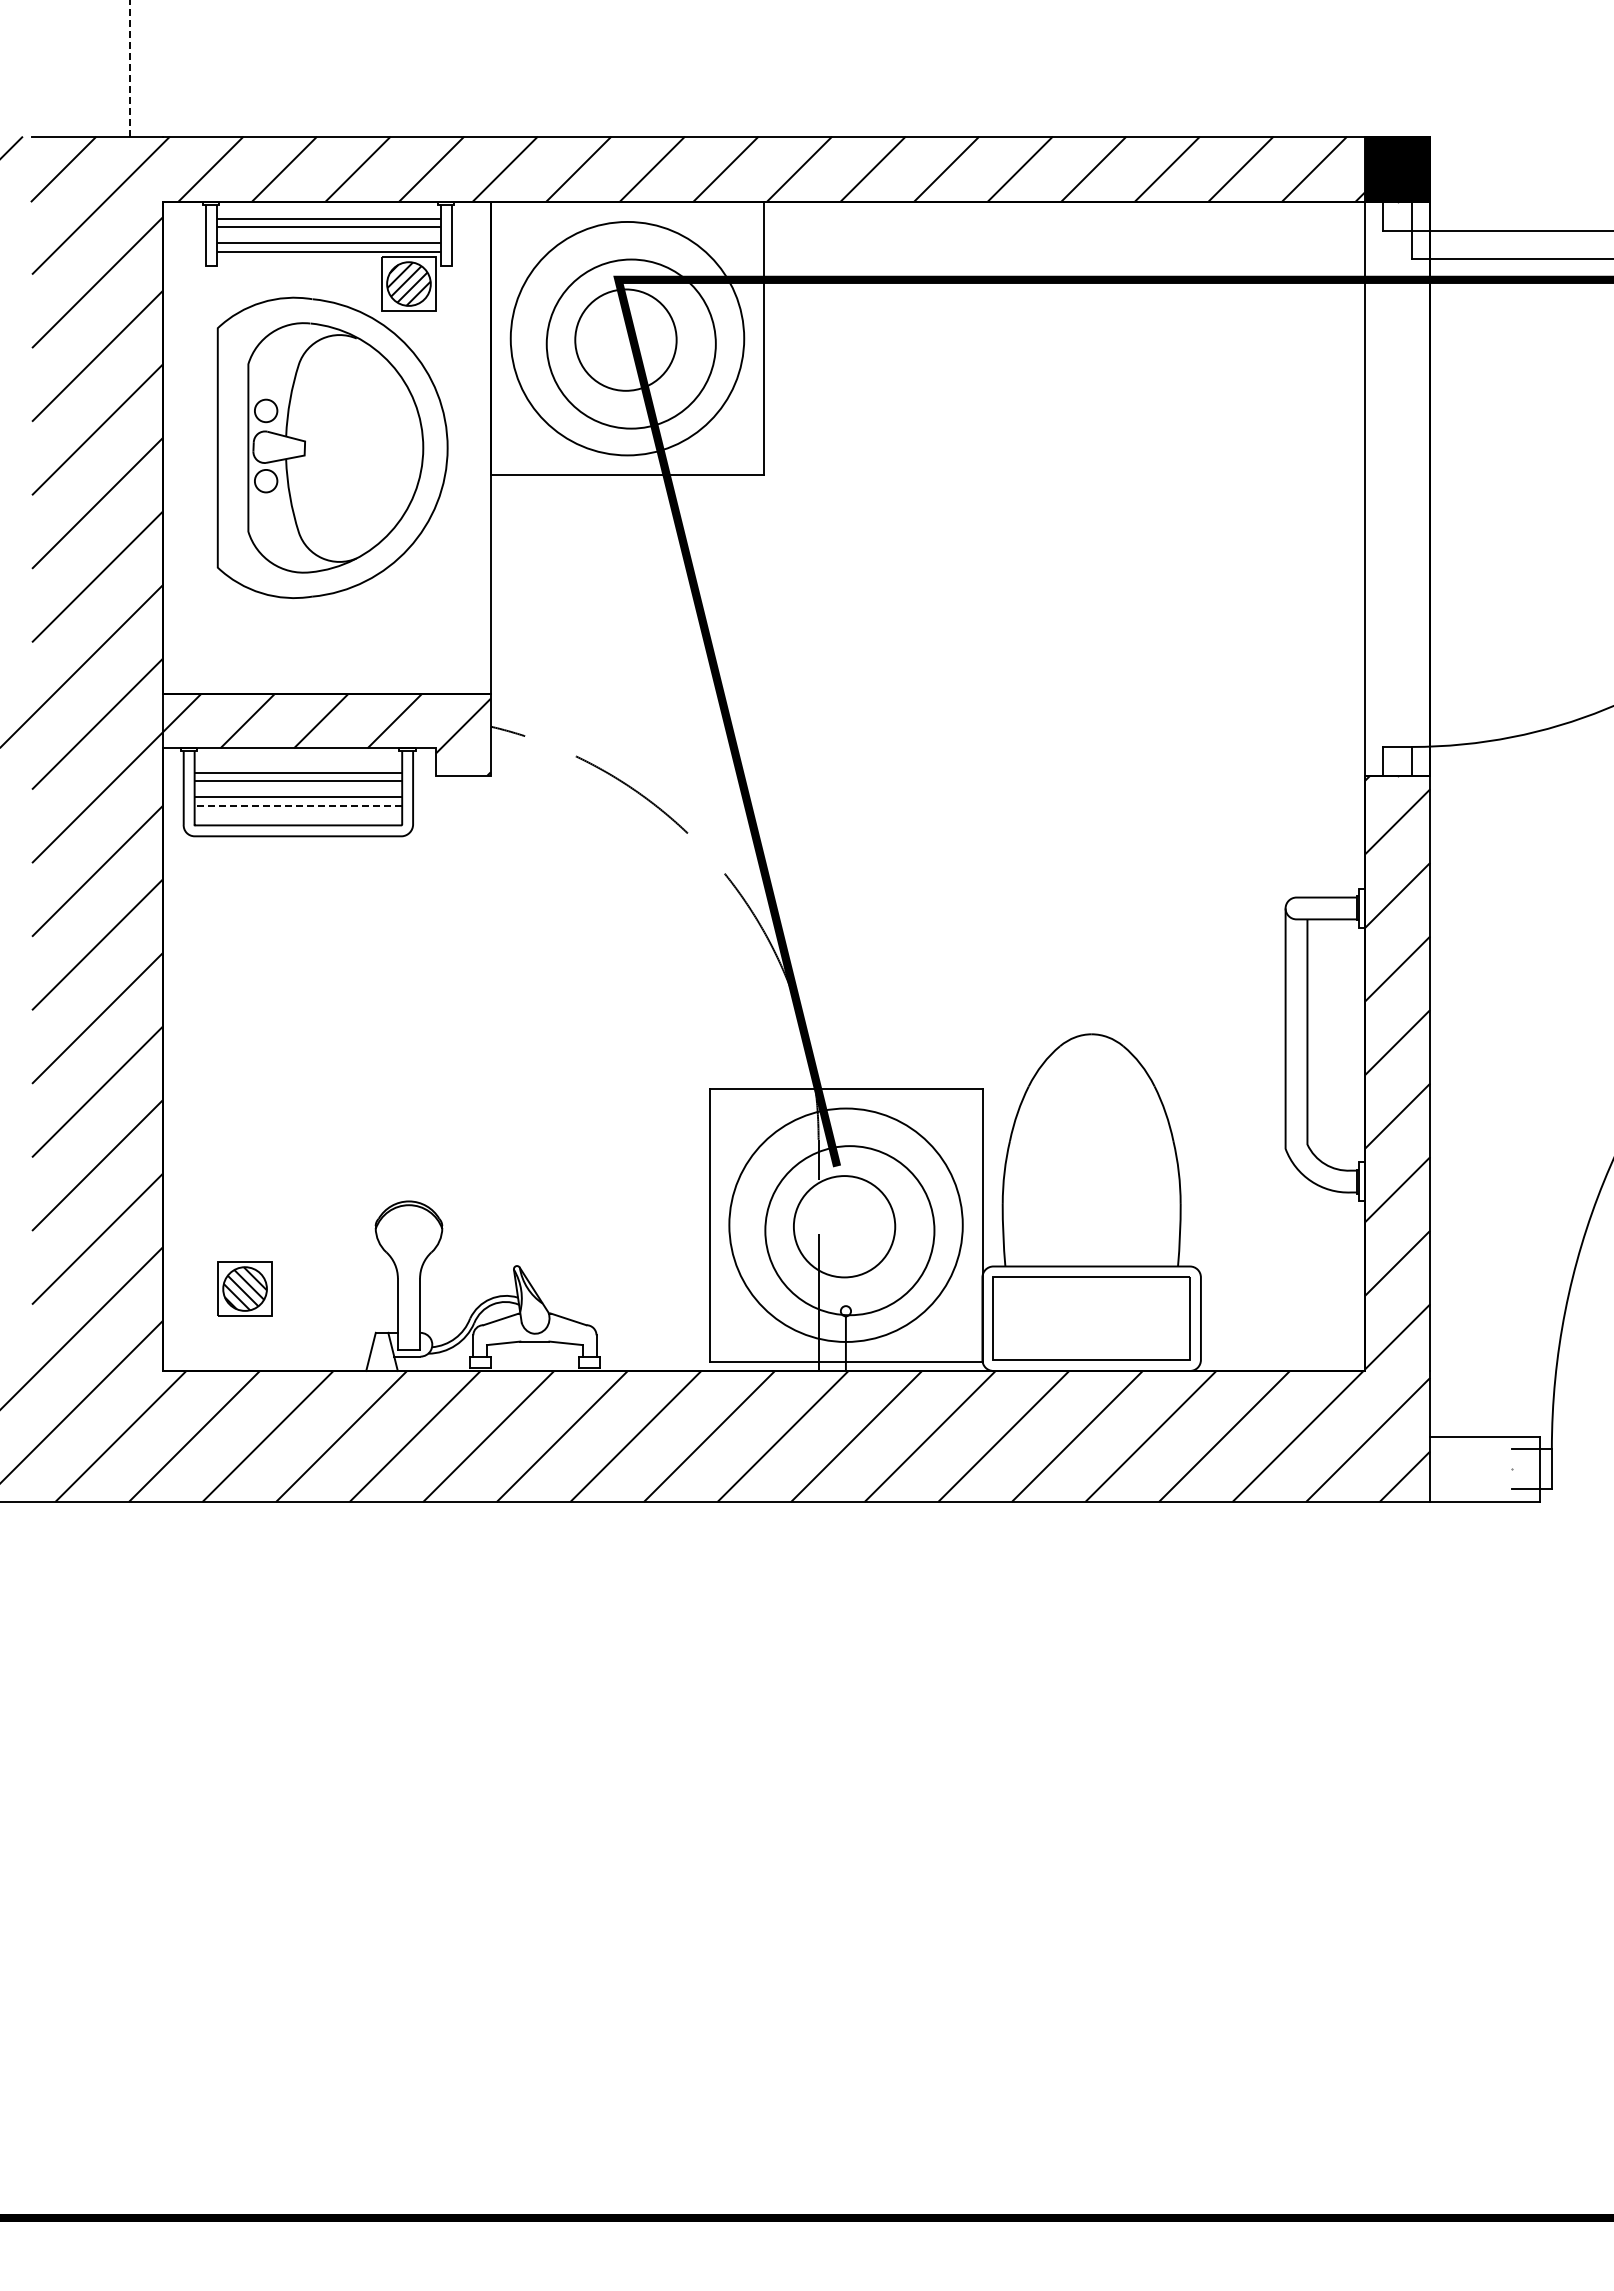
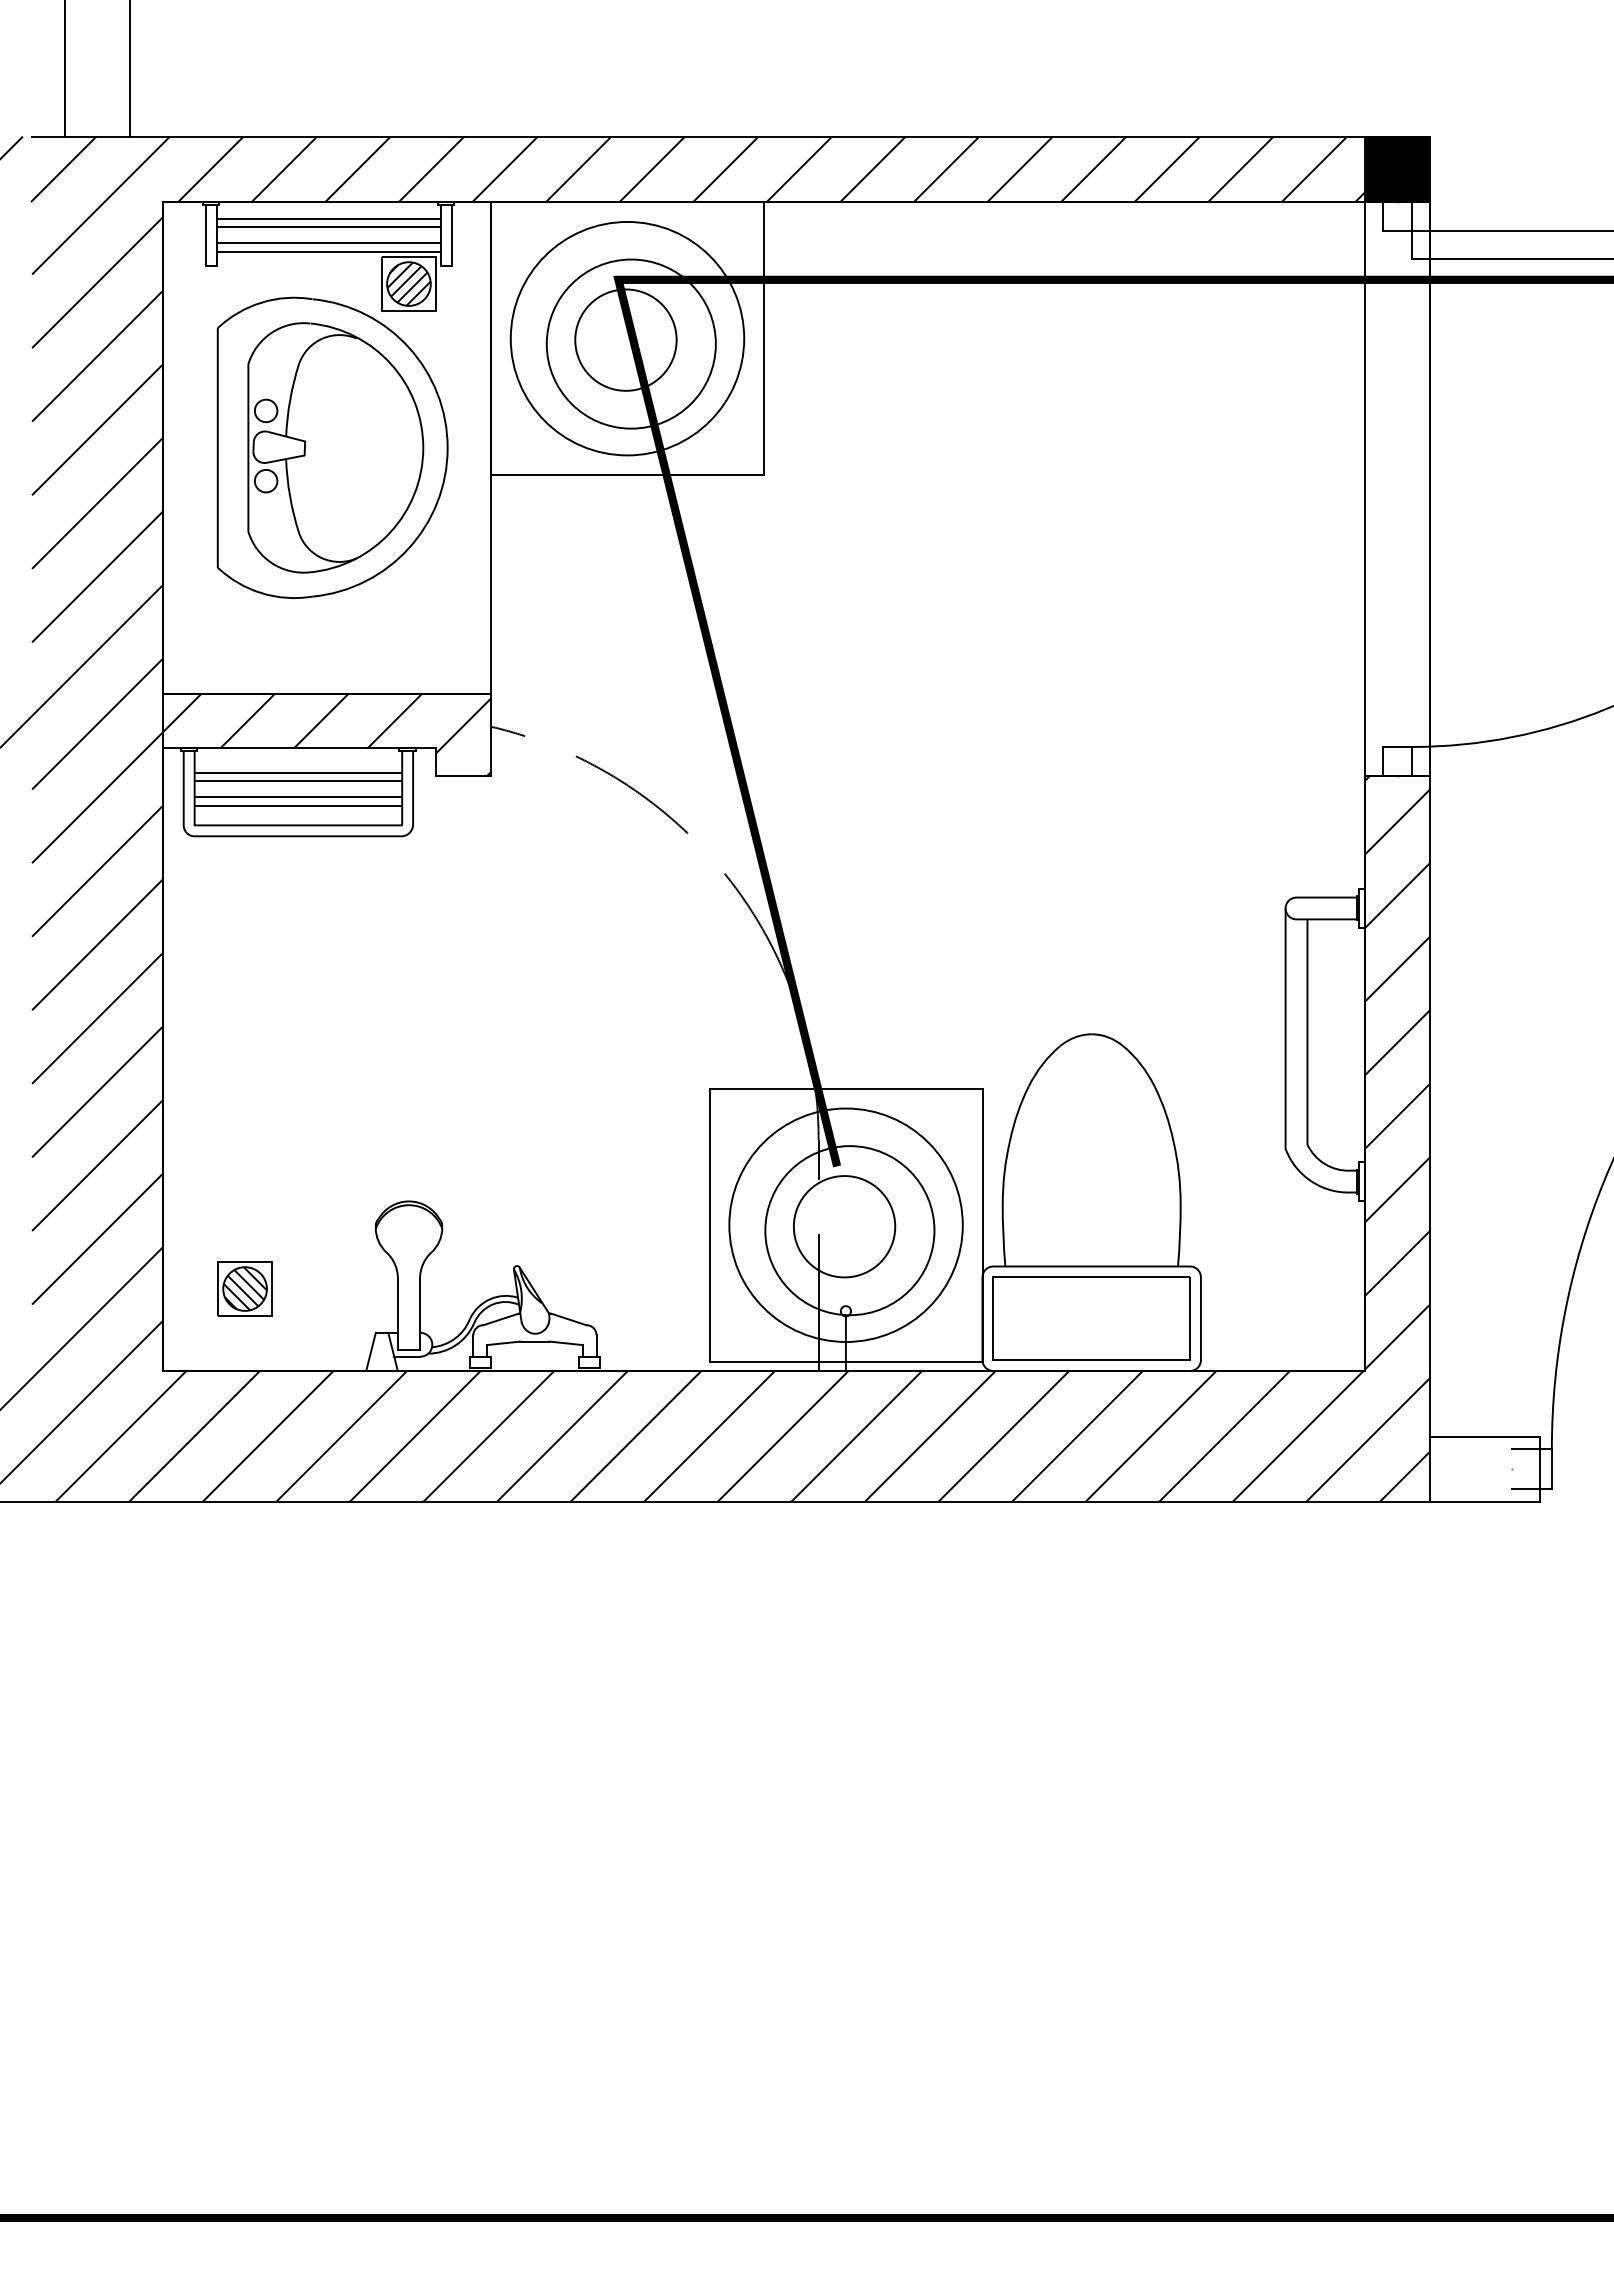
line: dashed -> solid (130, 68)
line: none -> present (64, 69)
line: dashed -> solid (298, 805)
